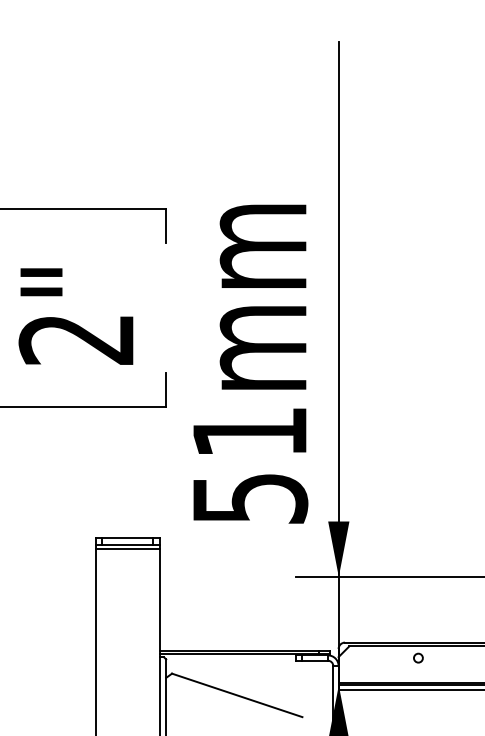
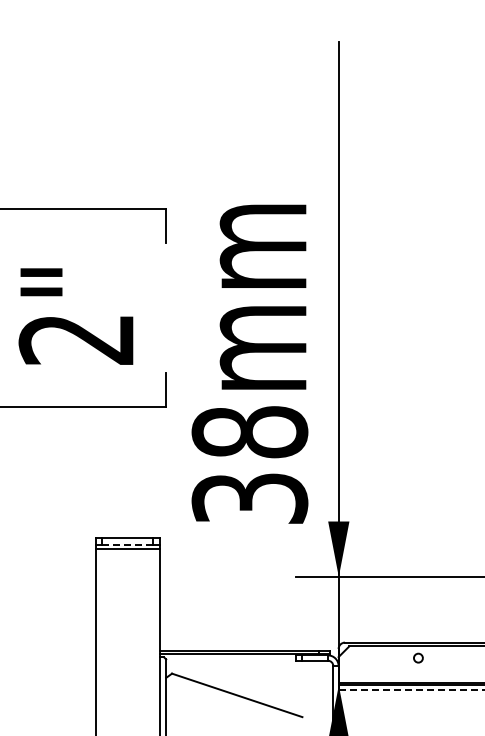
text: 51mm -> 38mm (249, 464)
line: solid -> dashed (127, 544)
line: solid -> dashed (411, 690)
